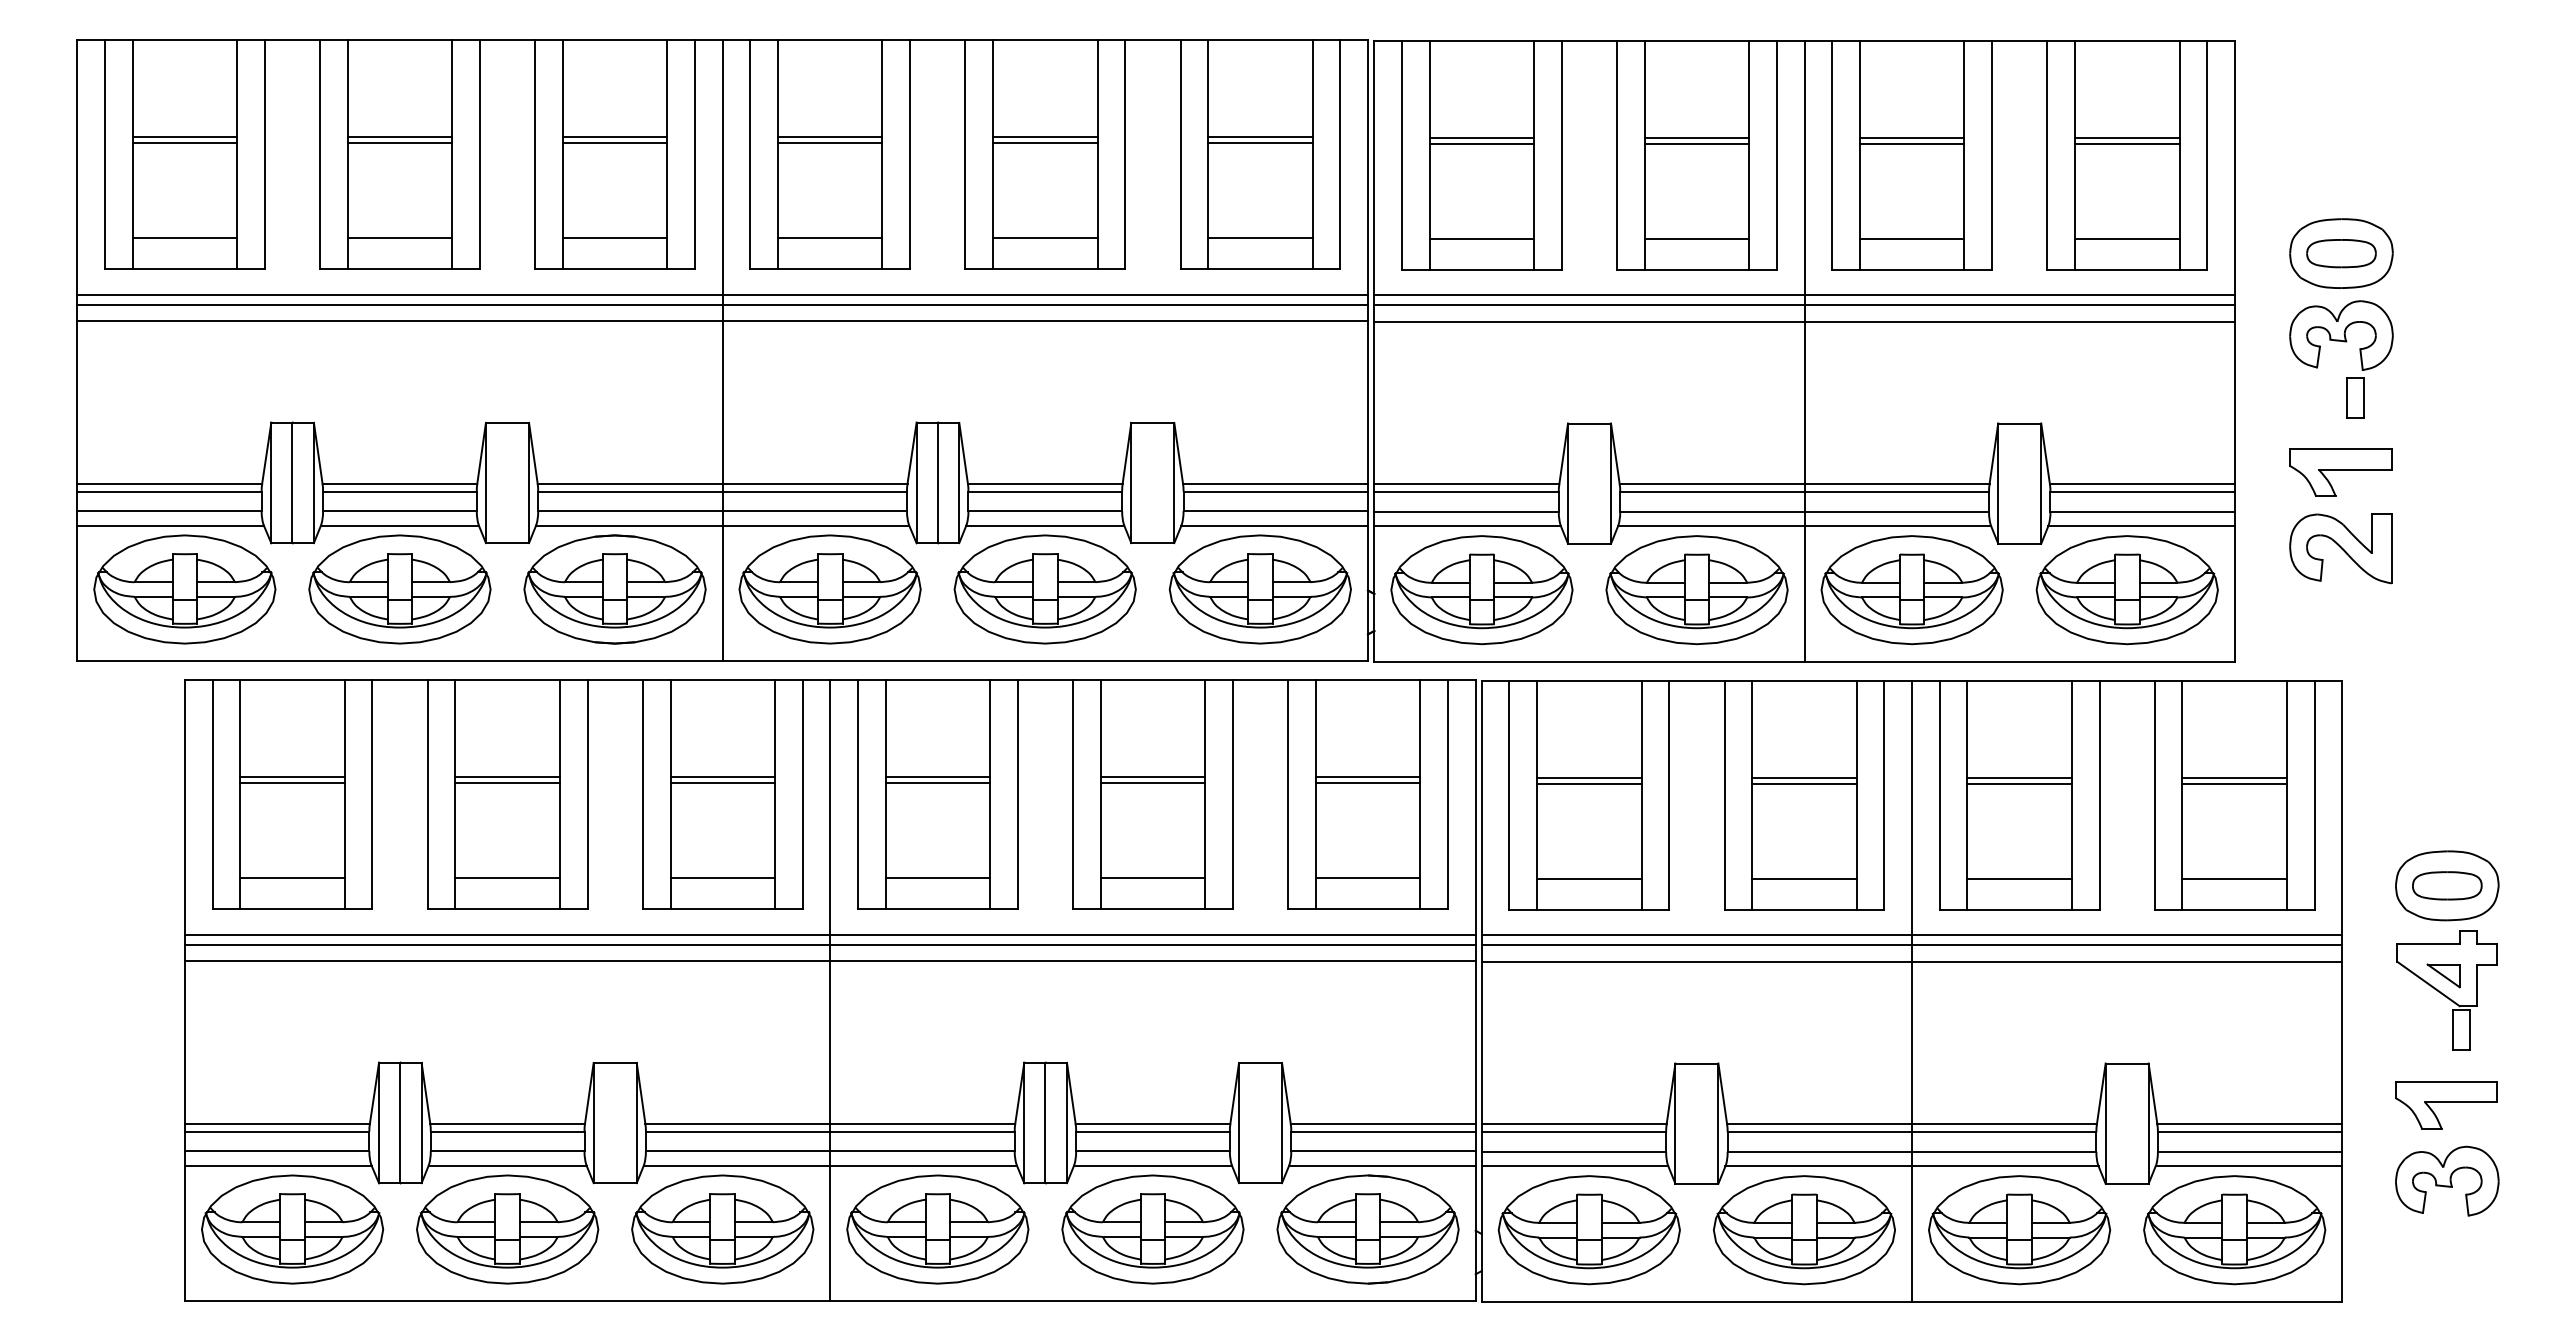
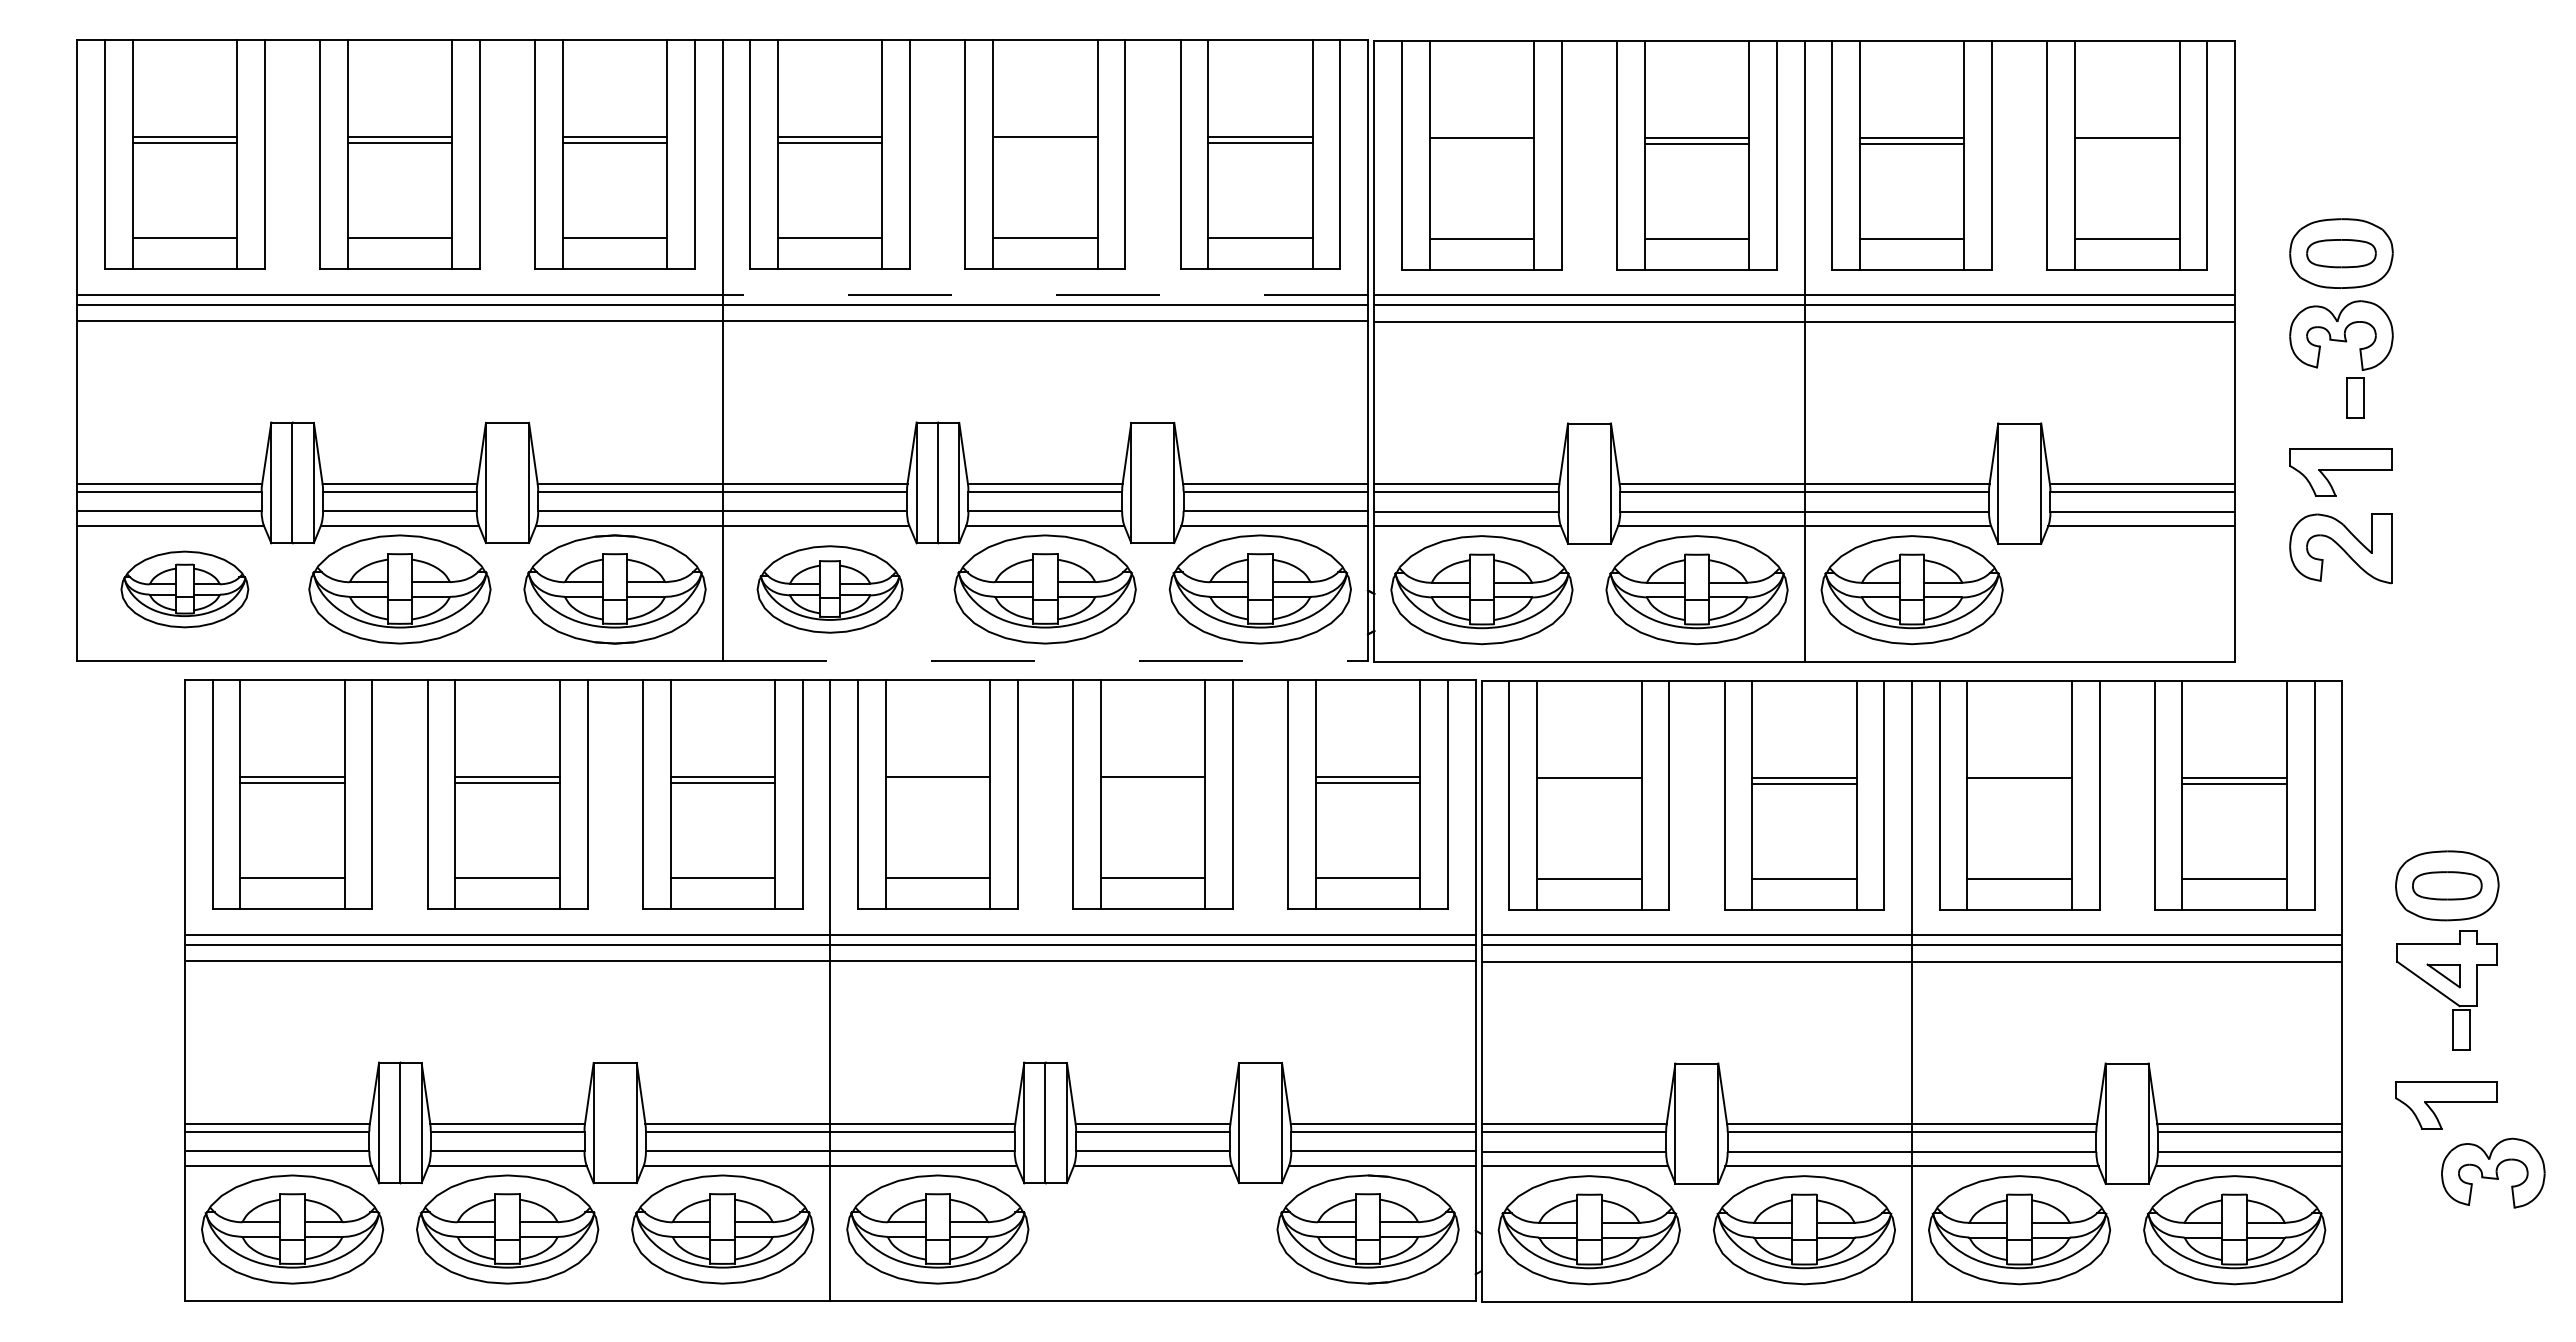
line: present -> none (1045, 143)
line: present -> none (1481, 143)
line: present -> none (2127, 143)
line: solid -> dashed (1045, 294)
part size: 184x111 px -> 130x79 px (184, 589)
part size: 184x111 px -> 148x89 px (829, 589)
part: present -> none (2126, 590)
line: solid -> dashed (1045, 661)
line: present -> none (937, 783)
line: present -> none (1152, 783)
line: present -> none (1589, 783)
line: present -> none (2019, 783)
part position: (2447, 1180) -> (2493, 1172) (2493, 1172)
part: present -> none (1152, 1229)
